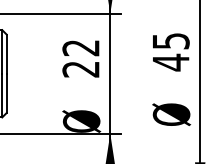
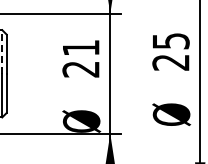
text: 22 -> 21 (80, 48)
line: solid -> dashed (2, 51)
text: 45 -> 25 (170, 62)
